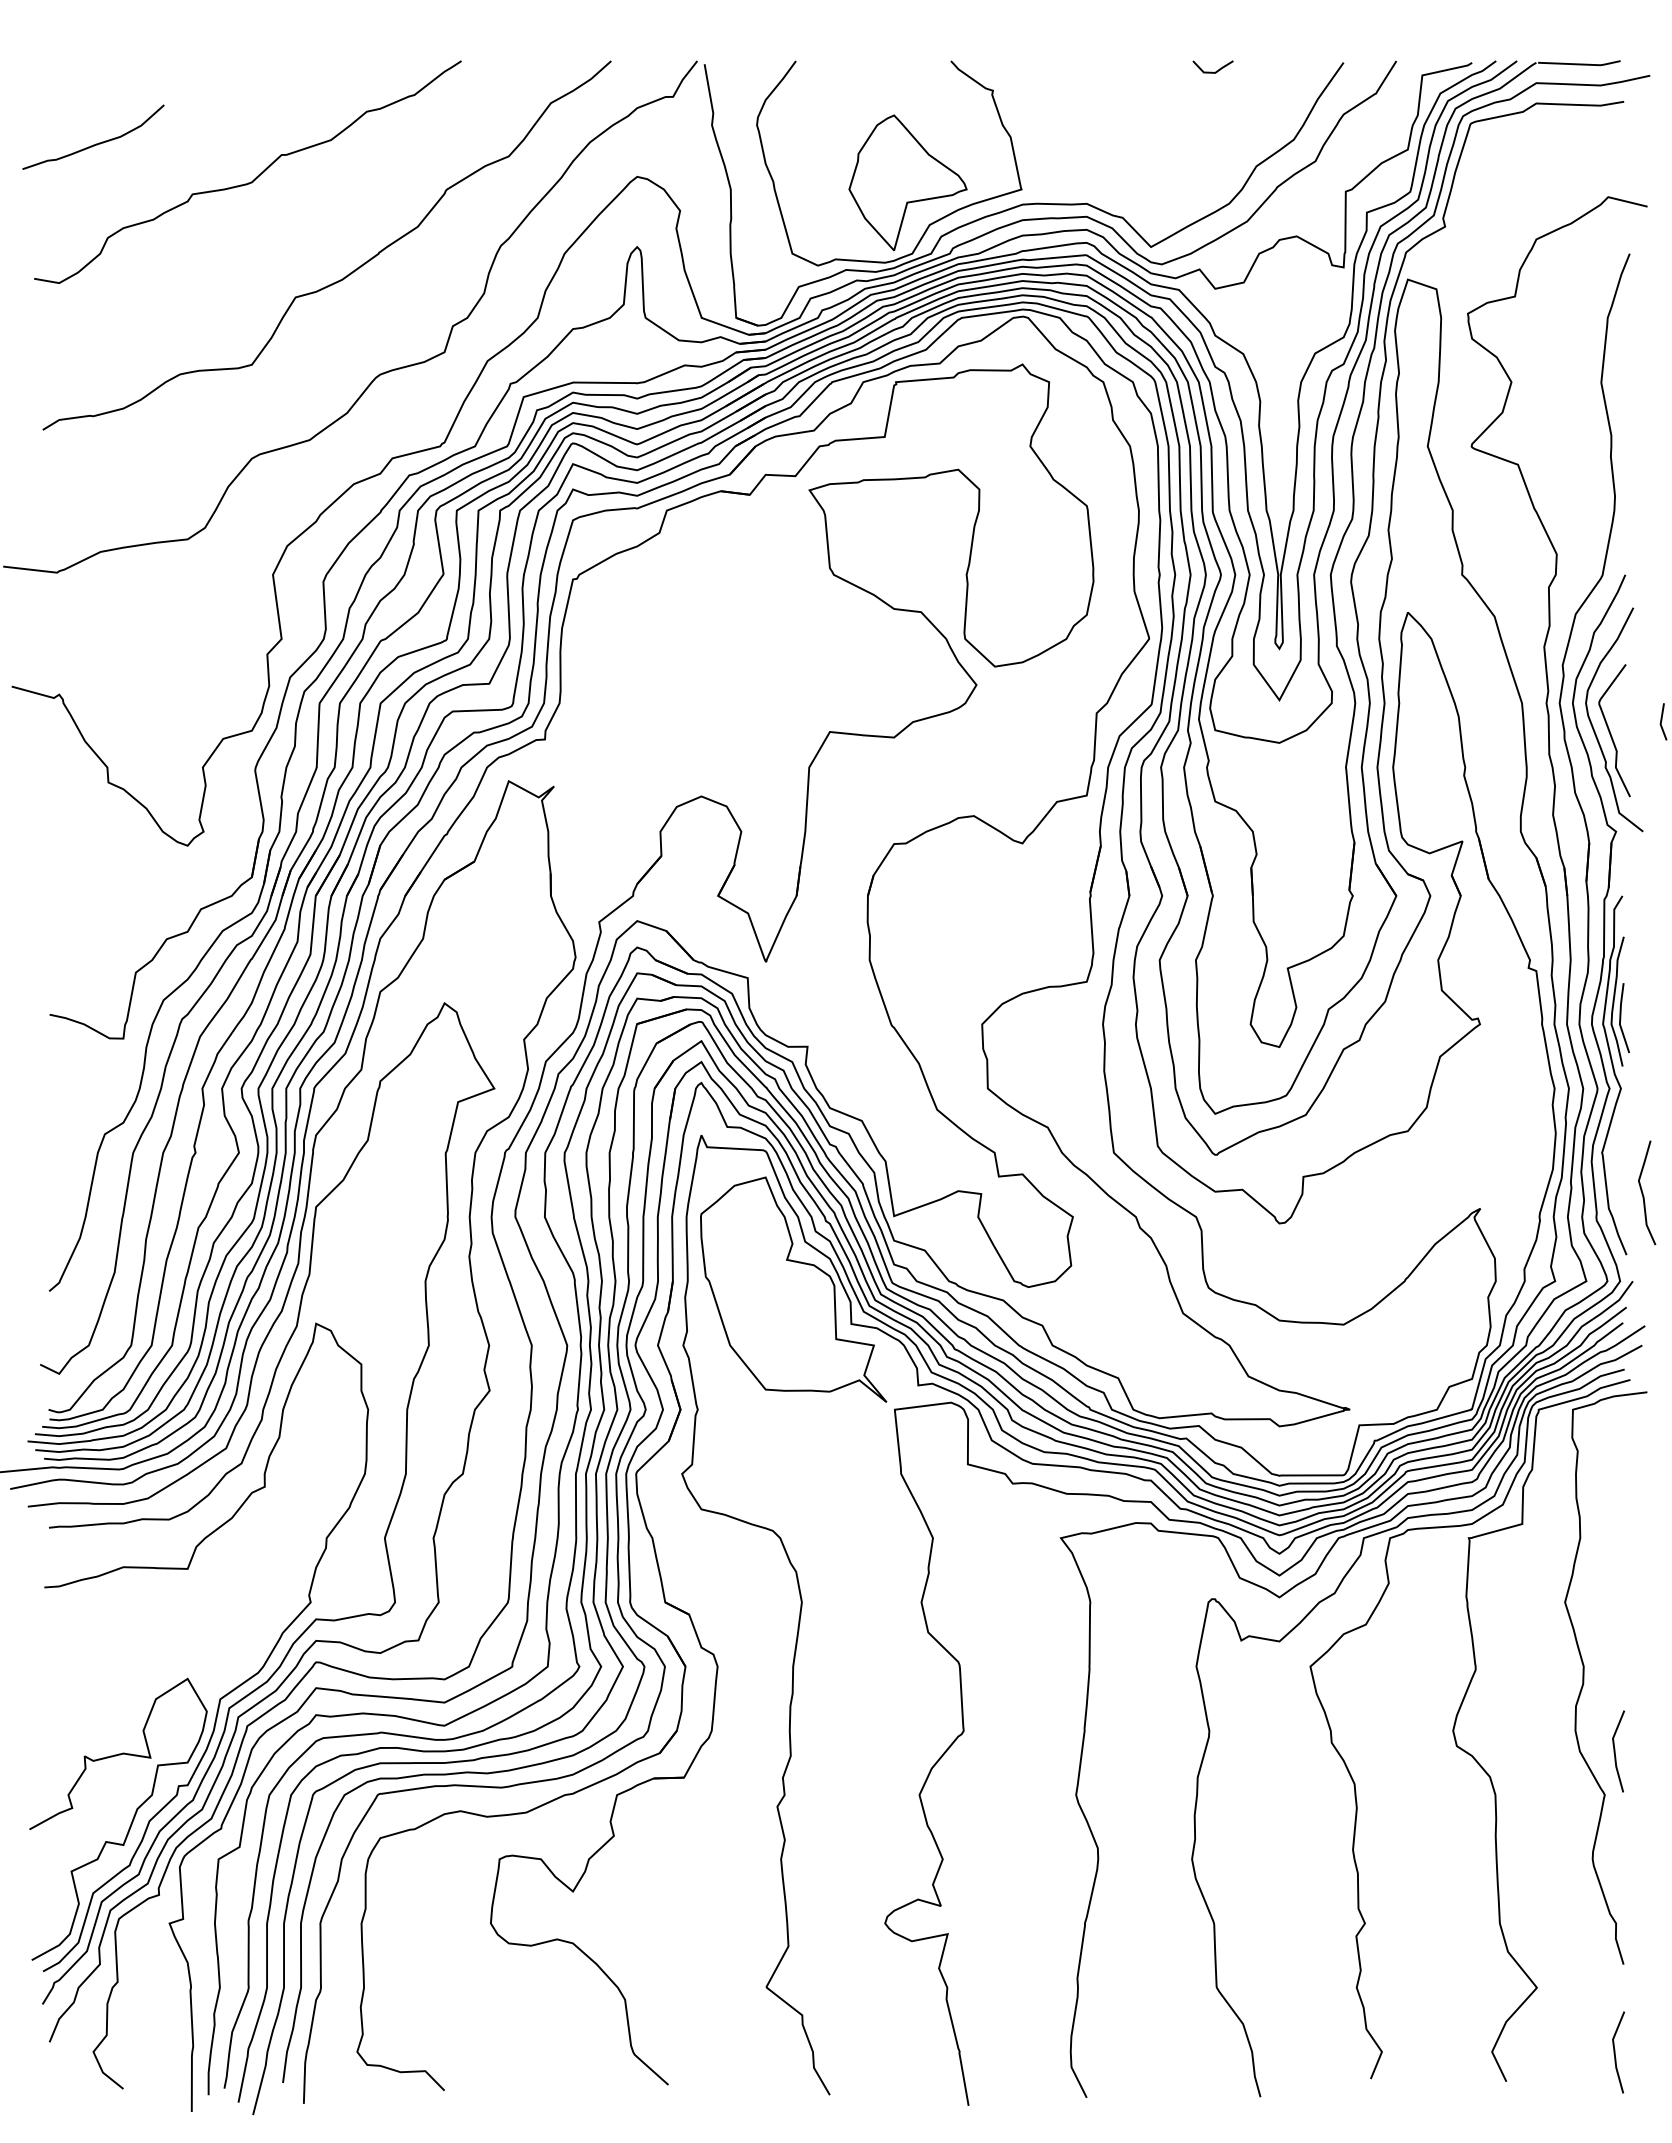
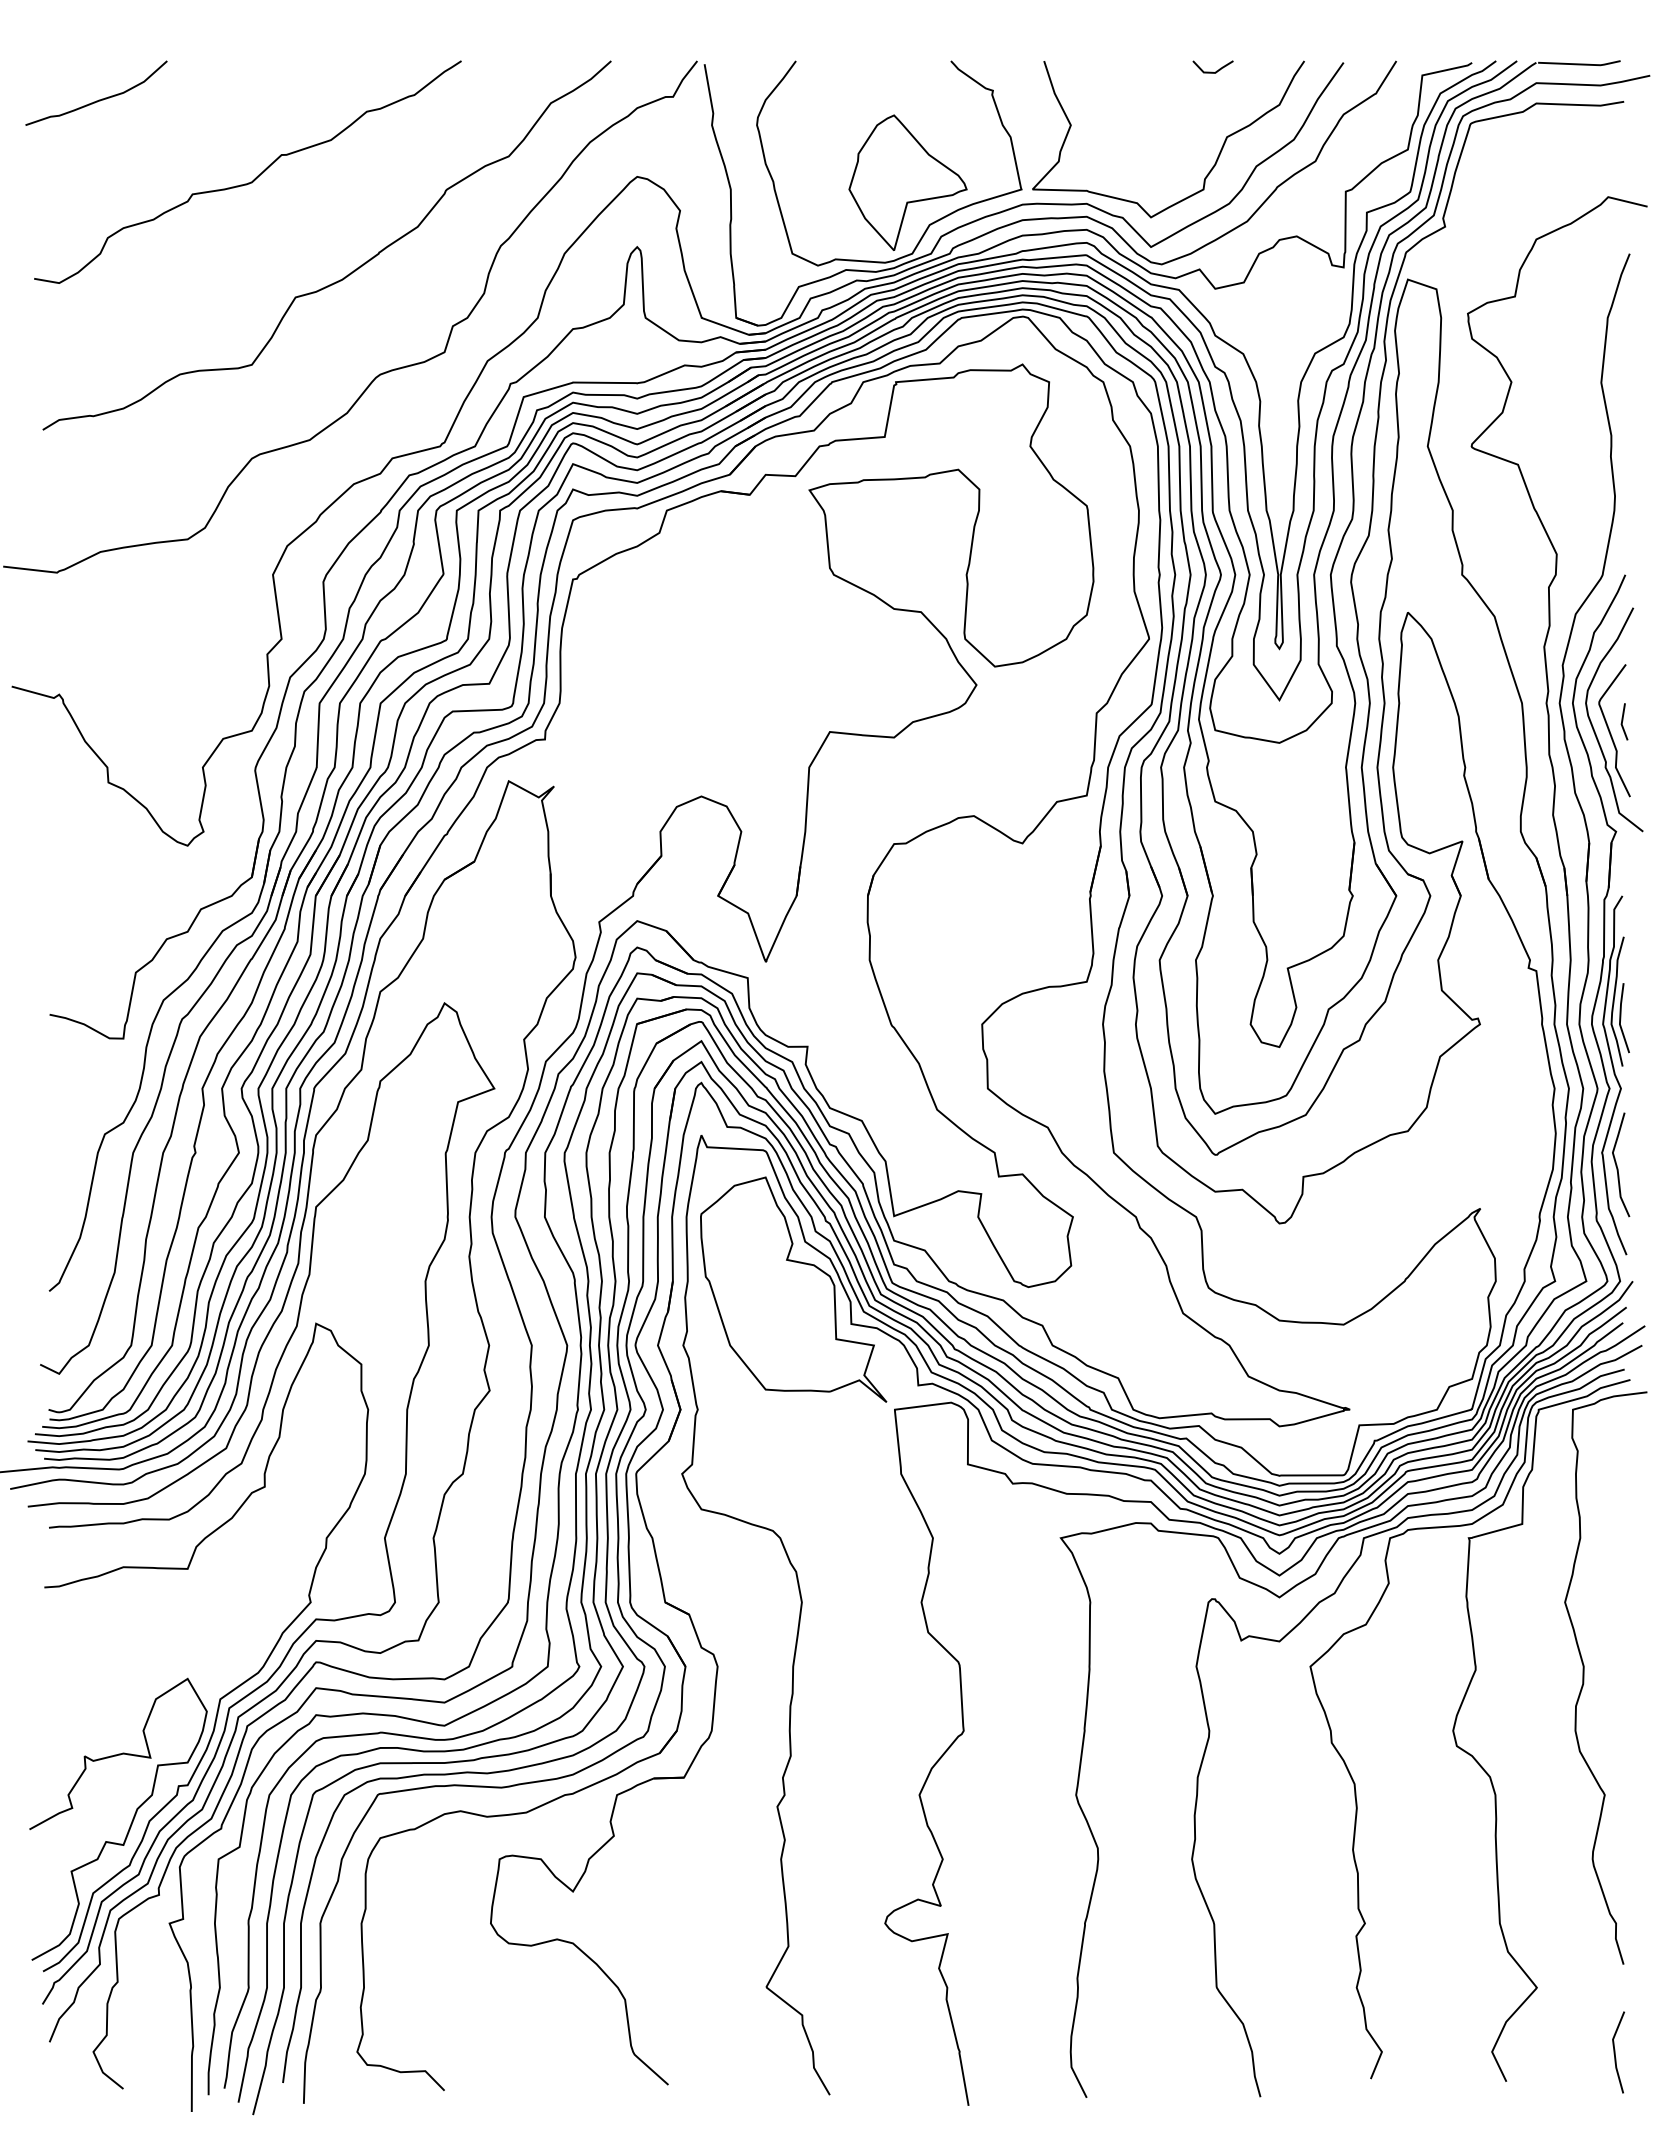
curve position: (96, 143) -> (99, 99) (99, 99)
curve: none -> present (1210, 169)
line position: (1662, 720) -> (1623, 720) (1623, 720)
curve position: (1643, 1192) -> (1617, 1164) (1617, 1164)
line: present -> none (1615, 1751)
